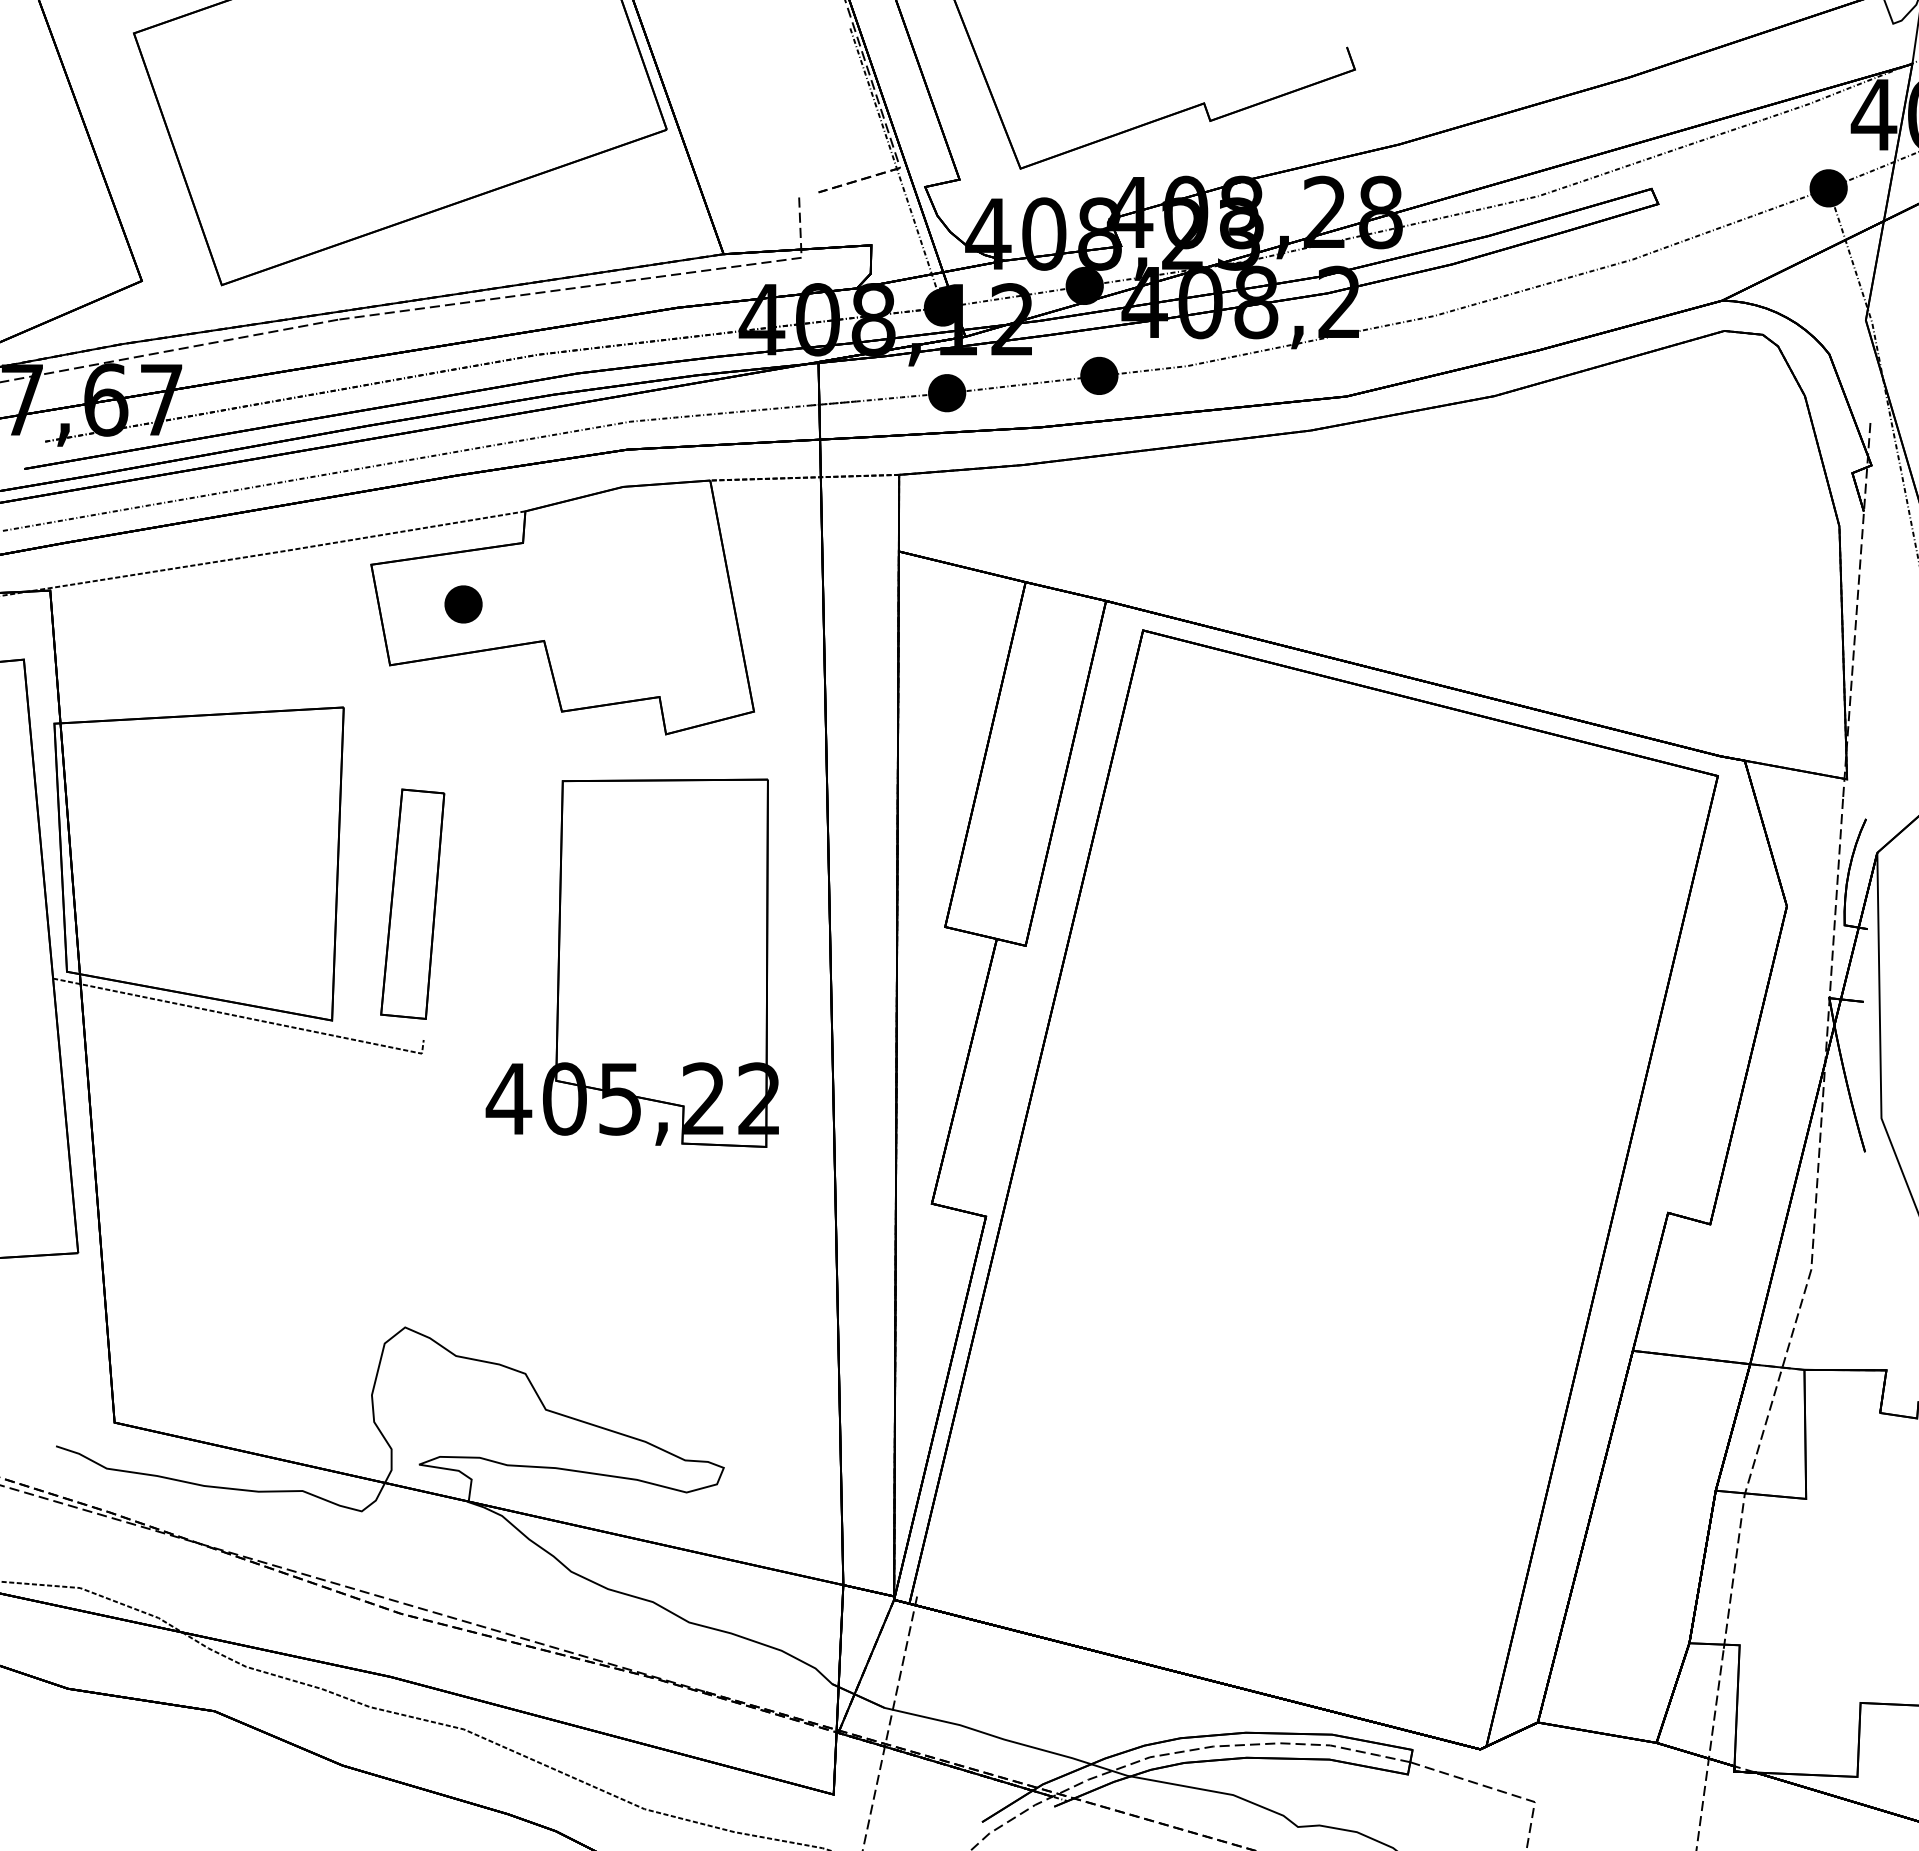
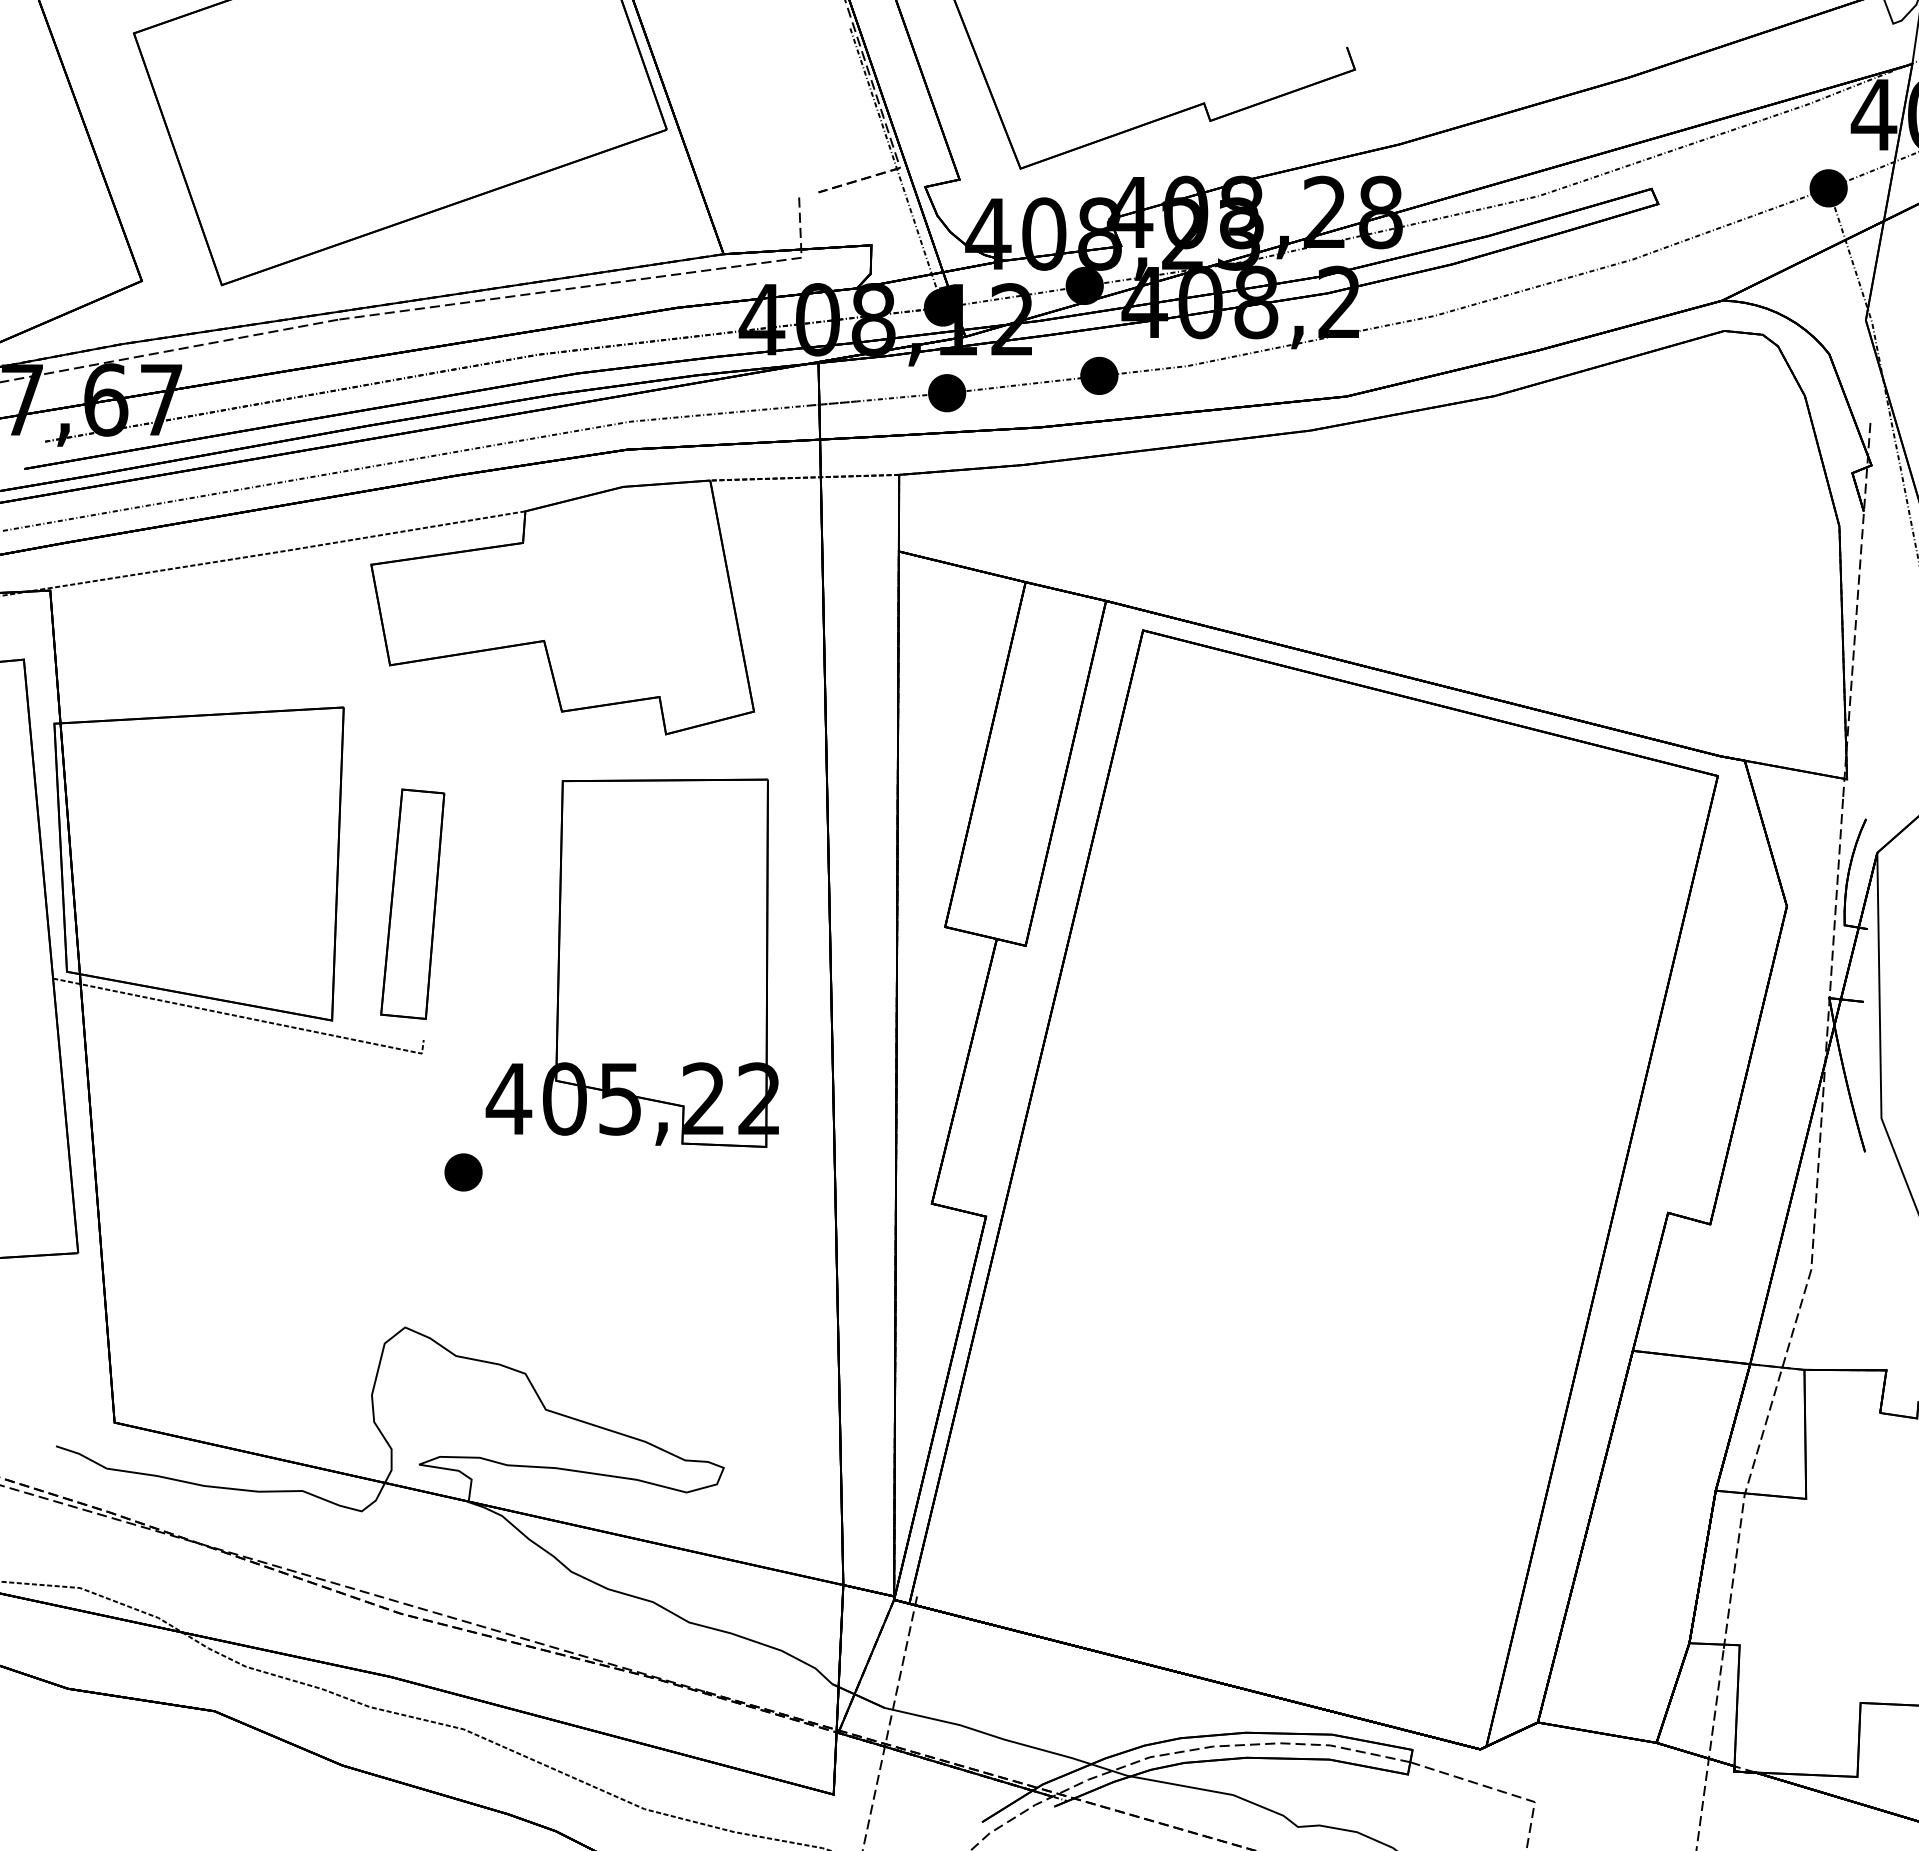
part position: (463, 604) -> (463, 1172) (463, 1172)
